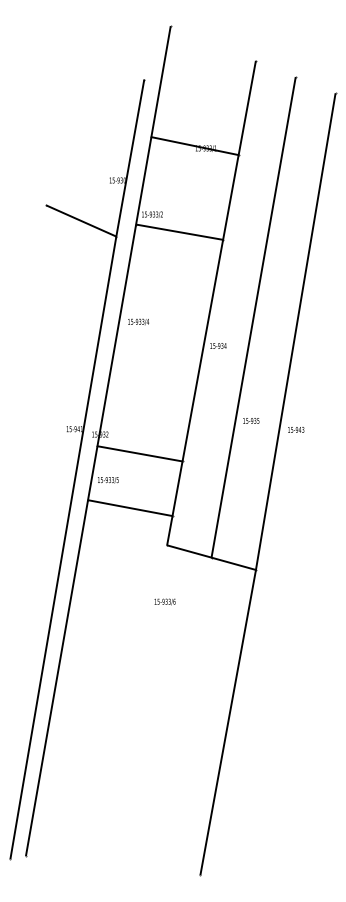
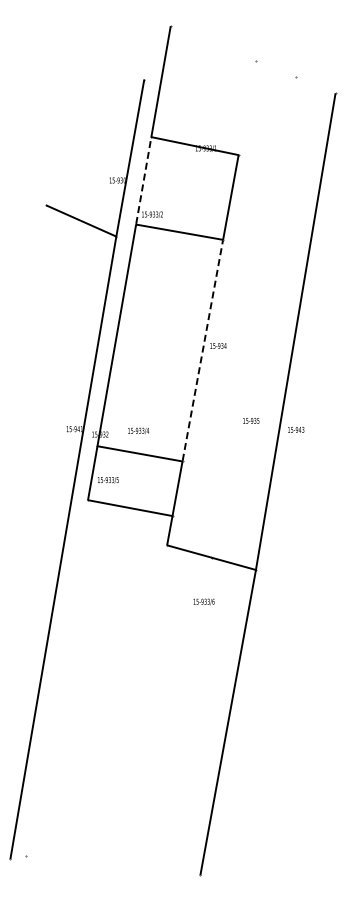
line: present -> none (246, 107)
line: solid -> dashed (143, 180)
line: present -> none (253, 316)
text position: (138, 321) -> (138, 430) (138, 430)
line: solid -> dashed (202, 350)
text position: (164, 601) -> (203, 601) (203, 601)
line: present -> none (56, 677)
